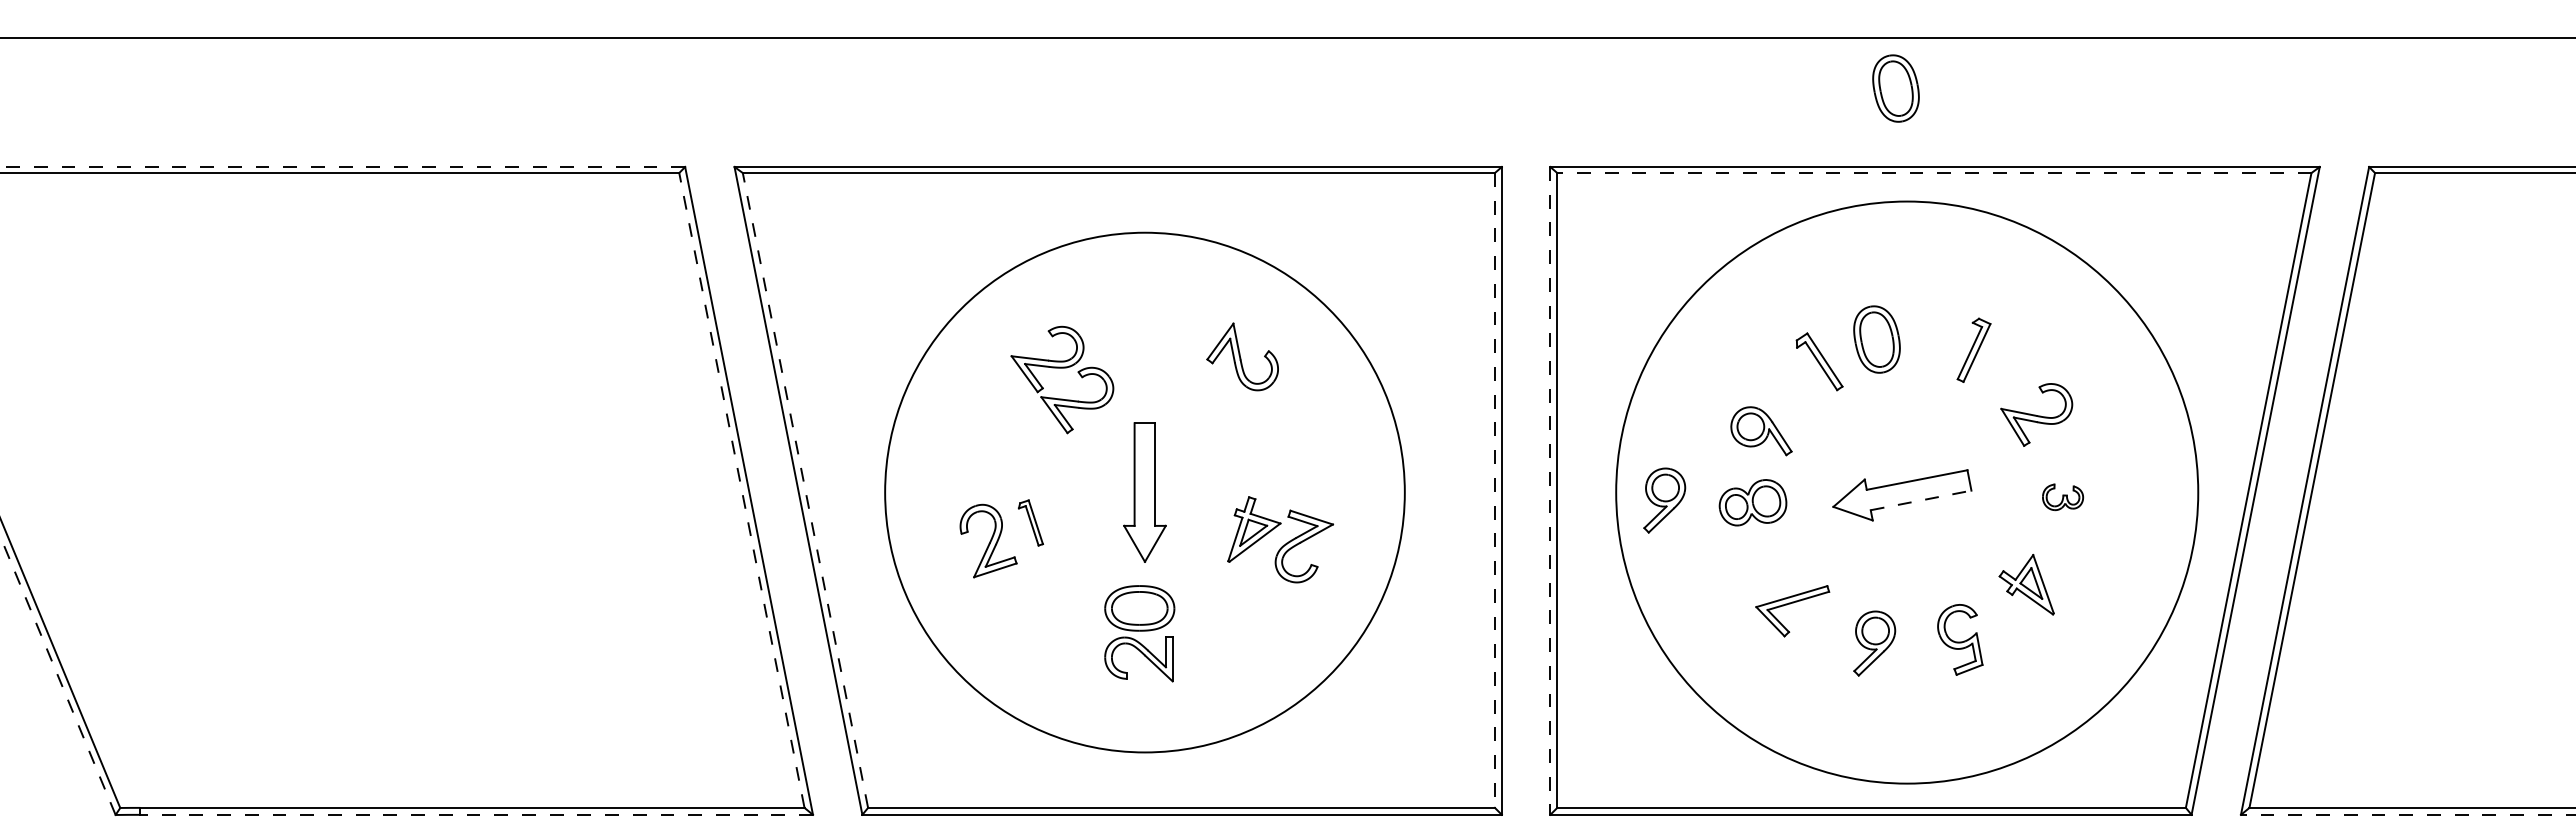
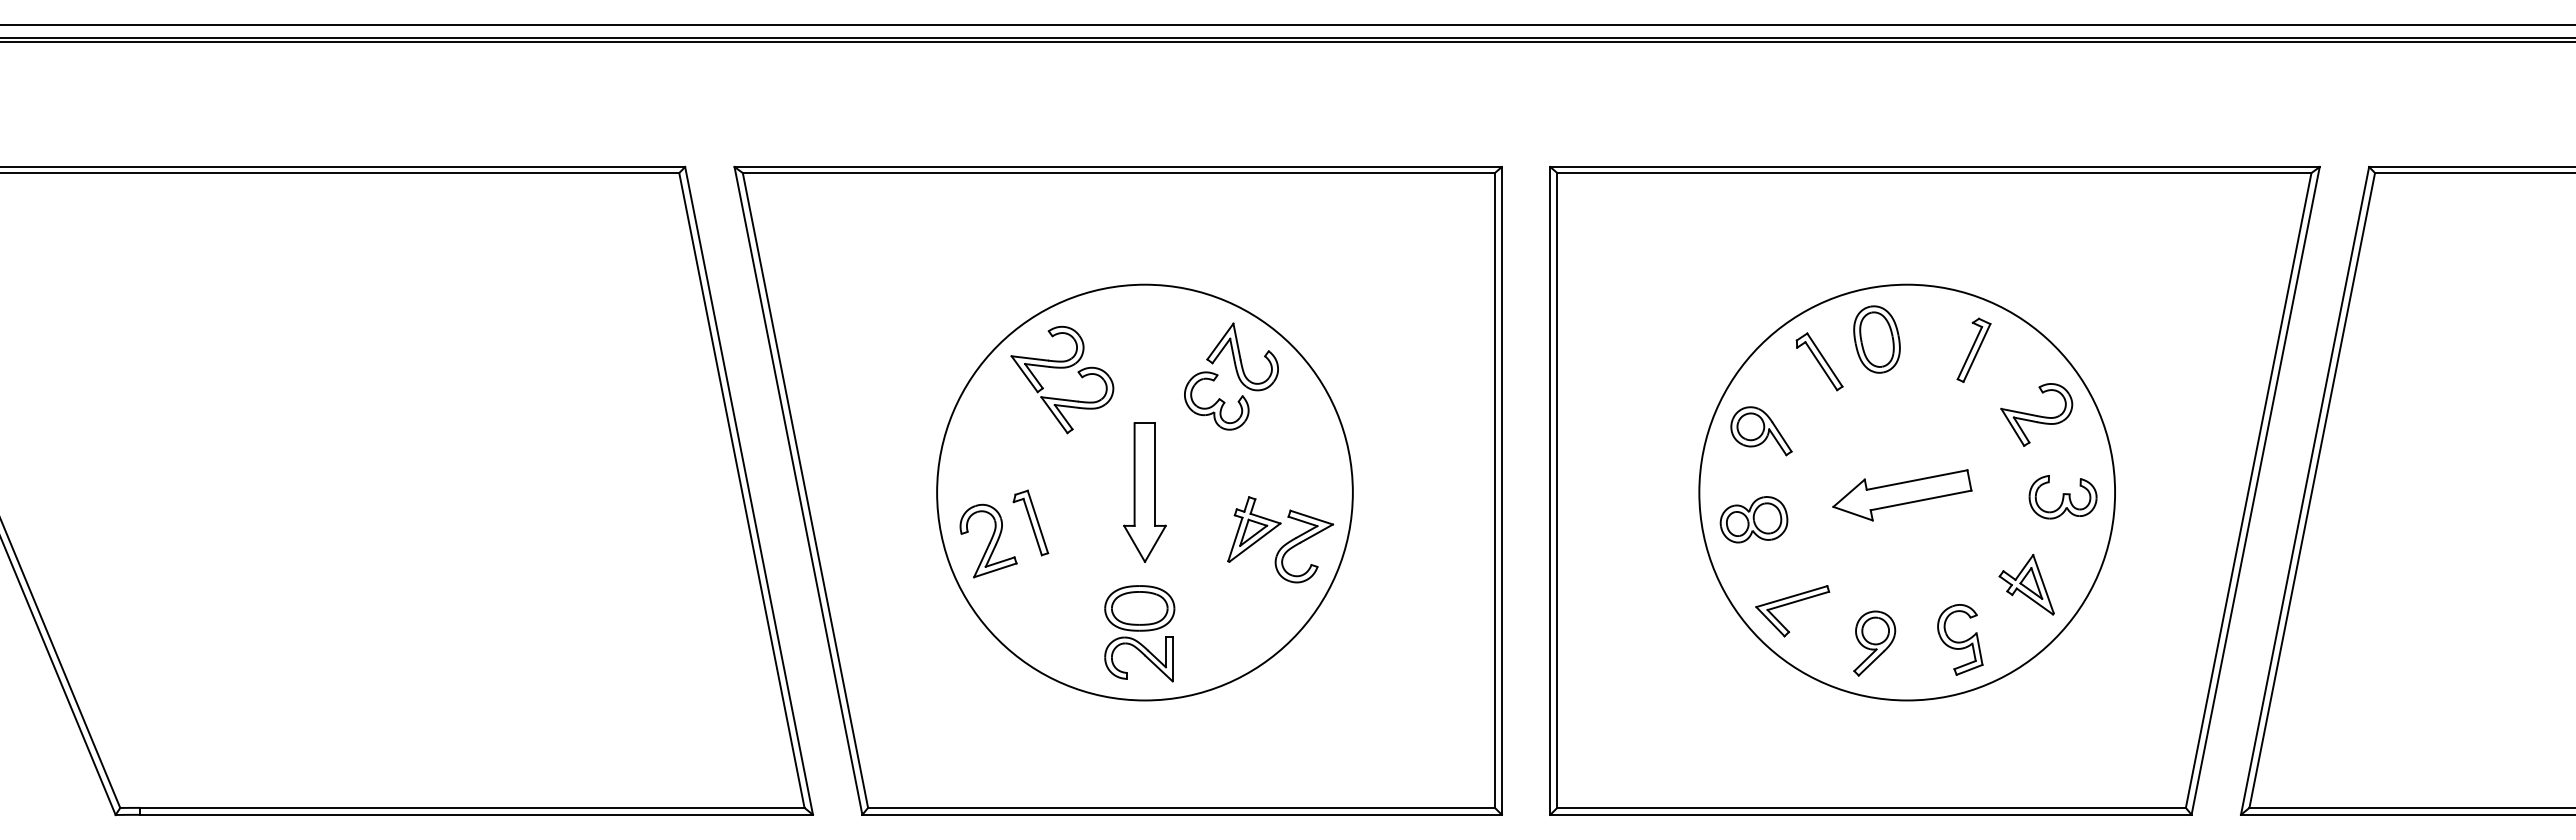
line: none -> present (1287, 25)
line: none -> present (1287, 42)
part: present -> none (1895, 88)
line: dashed -> solid (342, 166)
line: dashed -> solid (1933, 173)
part: none -> present (1216, 400)
line: dashed -> solid (741, 490)
line: dashed -> solid (805, 490)
line: dashed -> solid (1494, 490)
line: dashed -> solid (1550, 490)
circle diameter: 520 px -> 416 px (1144, 492)
circle diameter: 582 px -> 416 px (1907, 492)
part size: 43x29 px -> 70x45 px (2062, 497)
part: present -> none (1664, 500)
line: dashed -> solid (1921, 500)
part position: (1752, 502) -> (1753, 519) (1753, 519)
part size: 27x48 px -> 38x68 px (1030, 522)
line: dashed -> solid (57, 675)
line: dashed -> solid (476, 814)
line: dashed -> solid (2407, 814)
